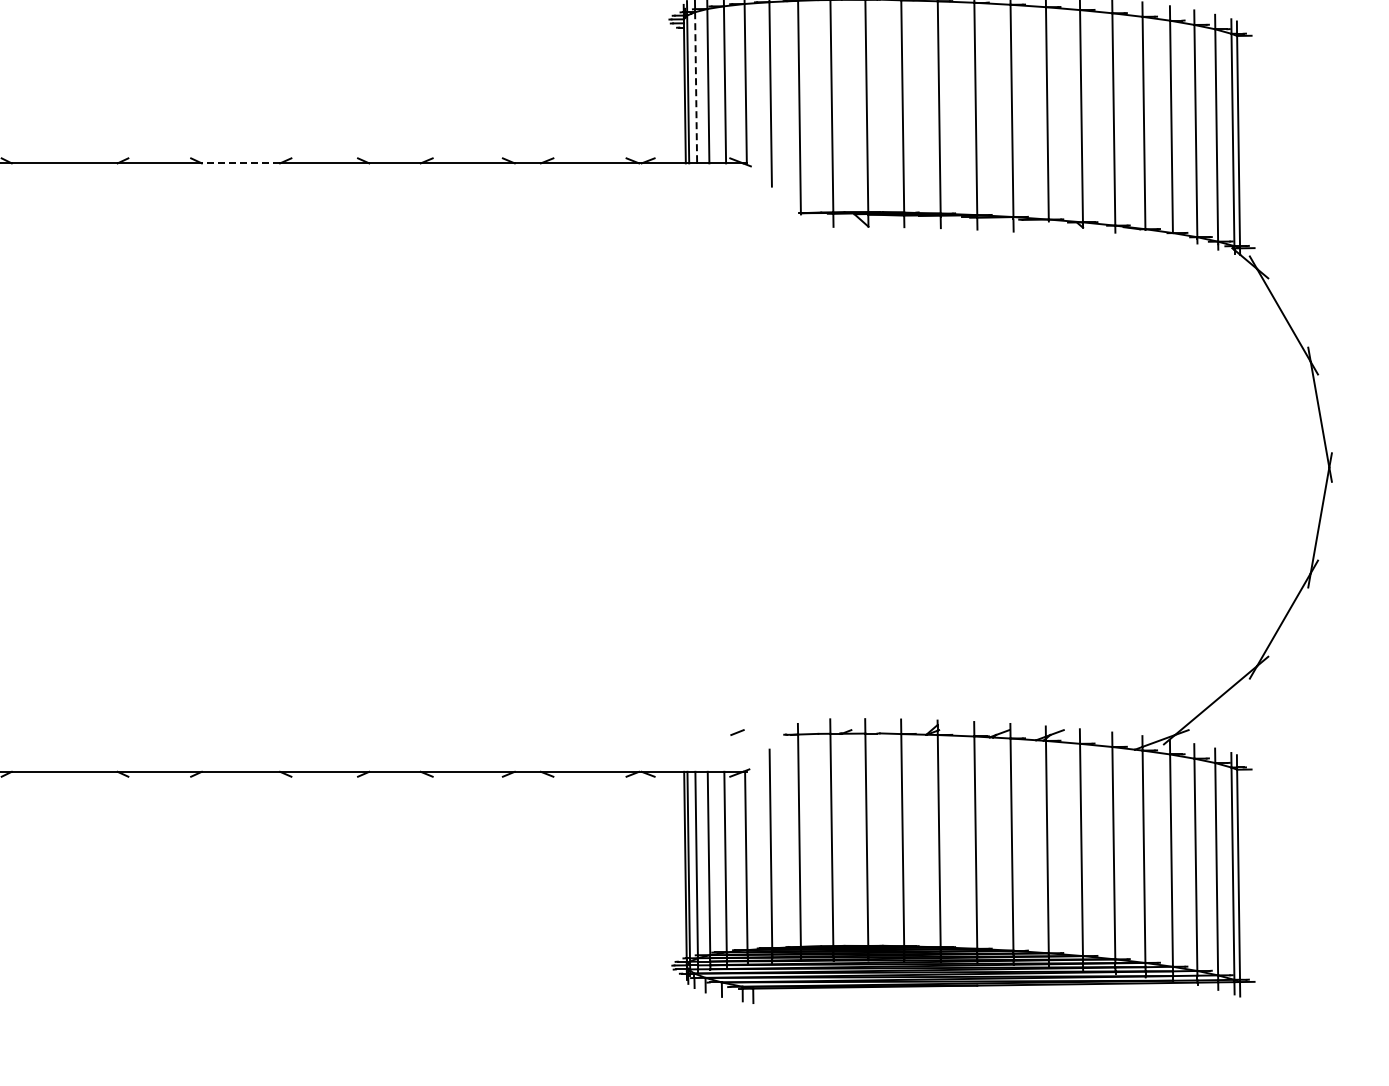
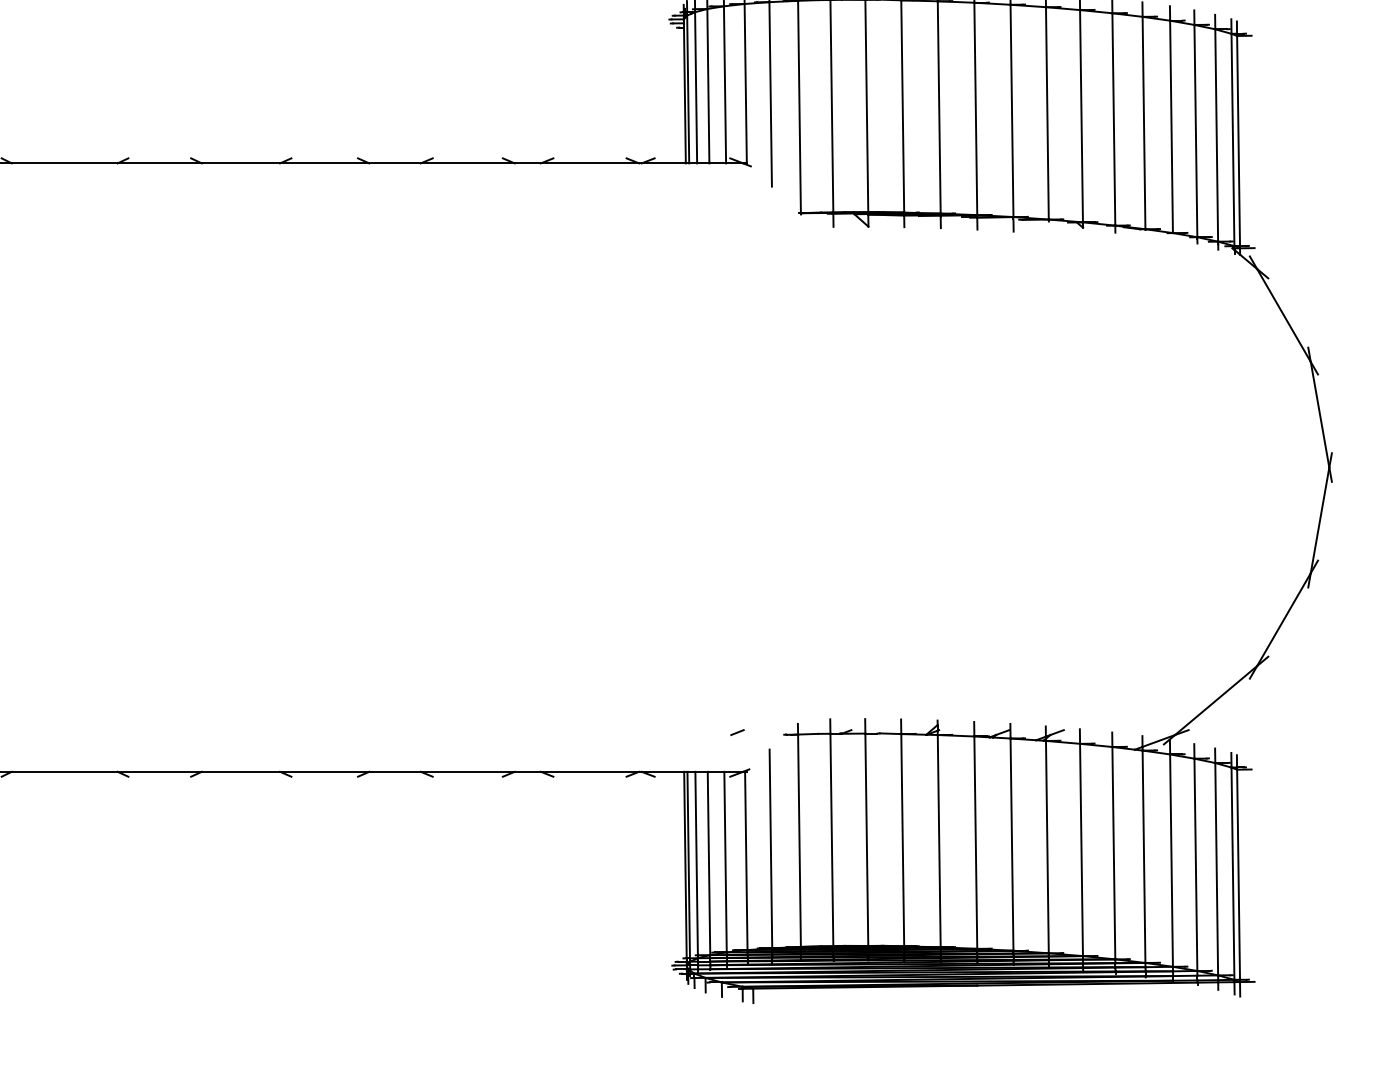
line: dashed -> solid (696, 87)
line: dashed -> solid (240, 163)
